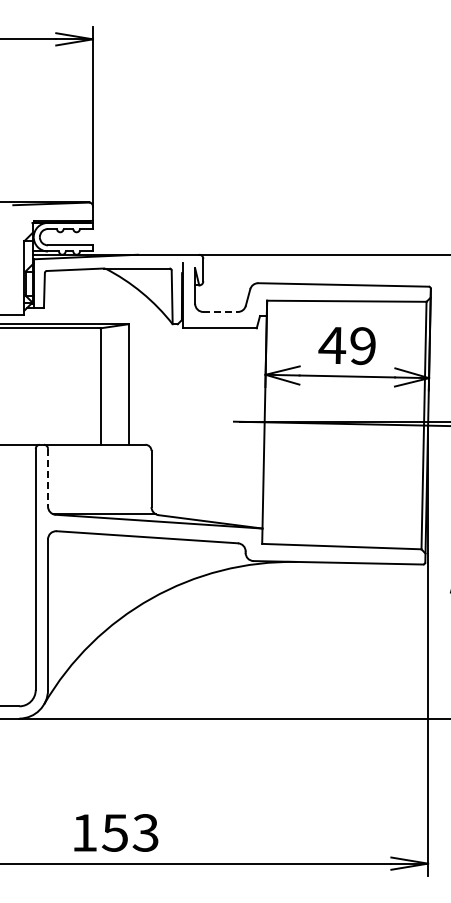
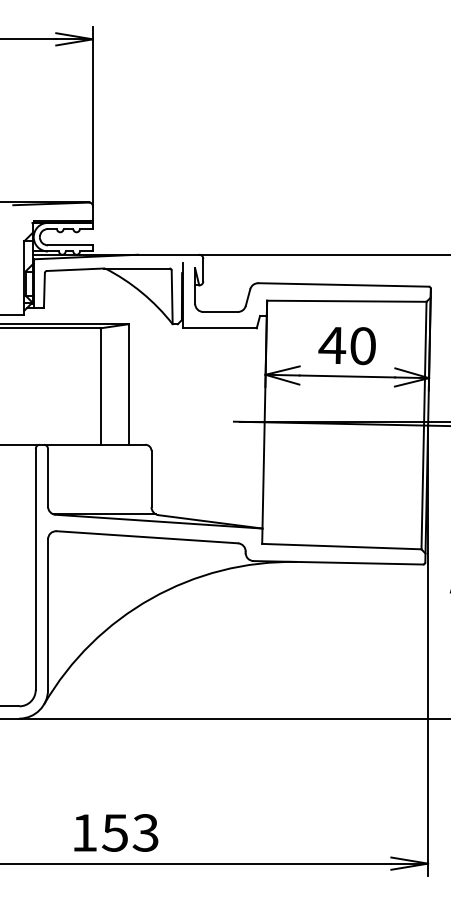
line: dashed -> solid (221, 311)
text: 49 -> 40 (362, 346)
line: dashed -> solid (48, 477)
